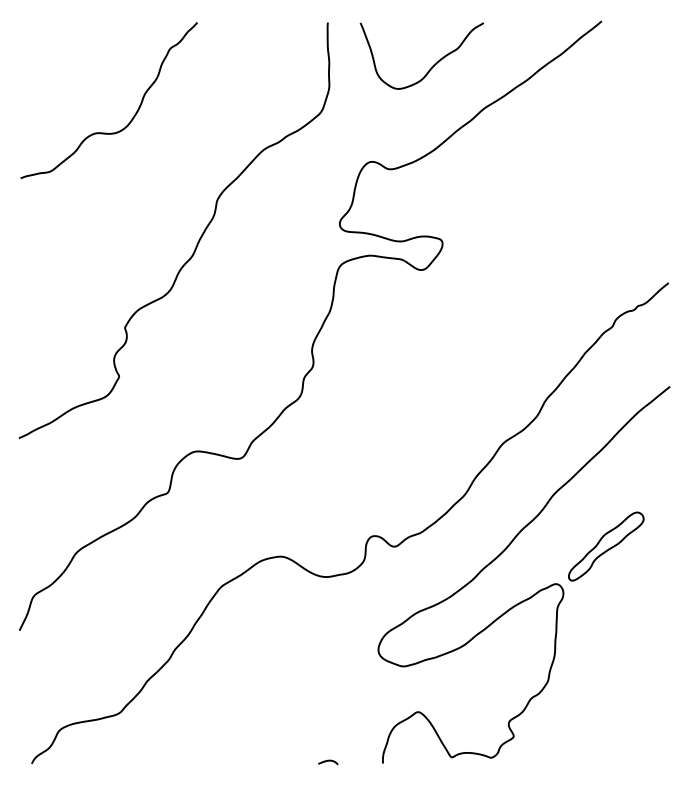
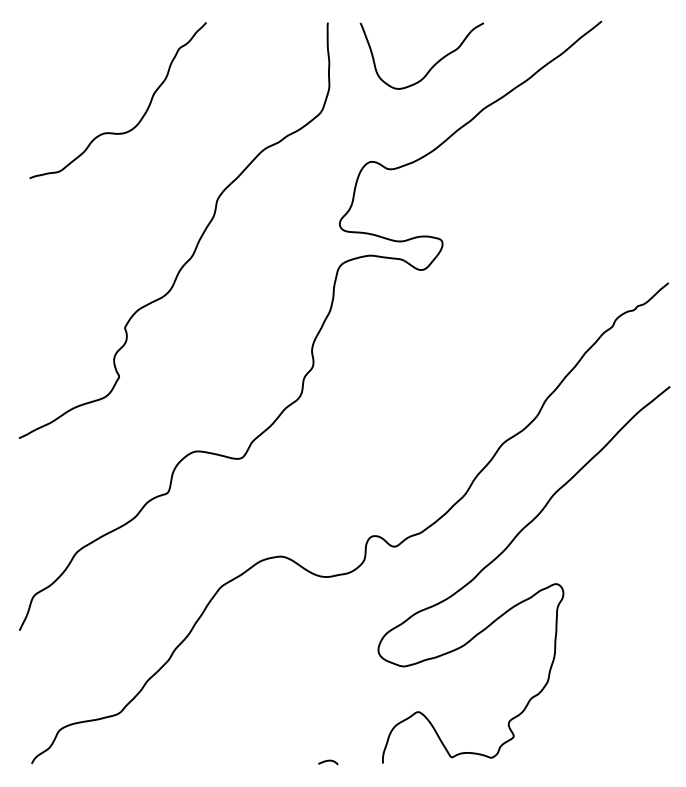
curve position: (133, 115) -> (142, 115) (142, 115)
part: present -> none (606, 546)
